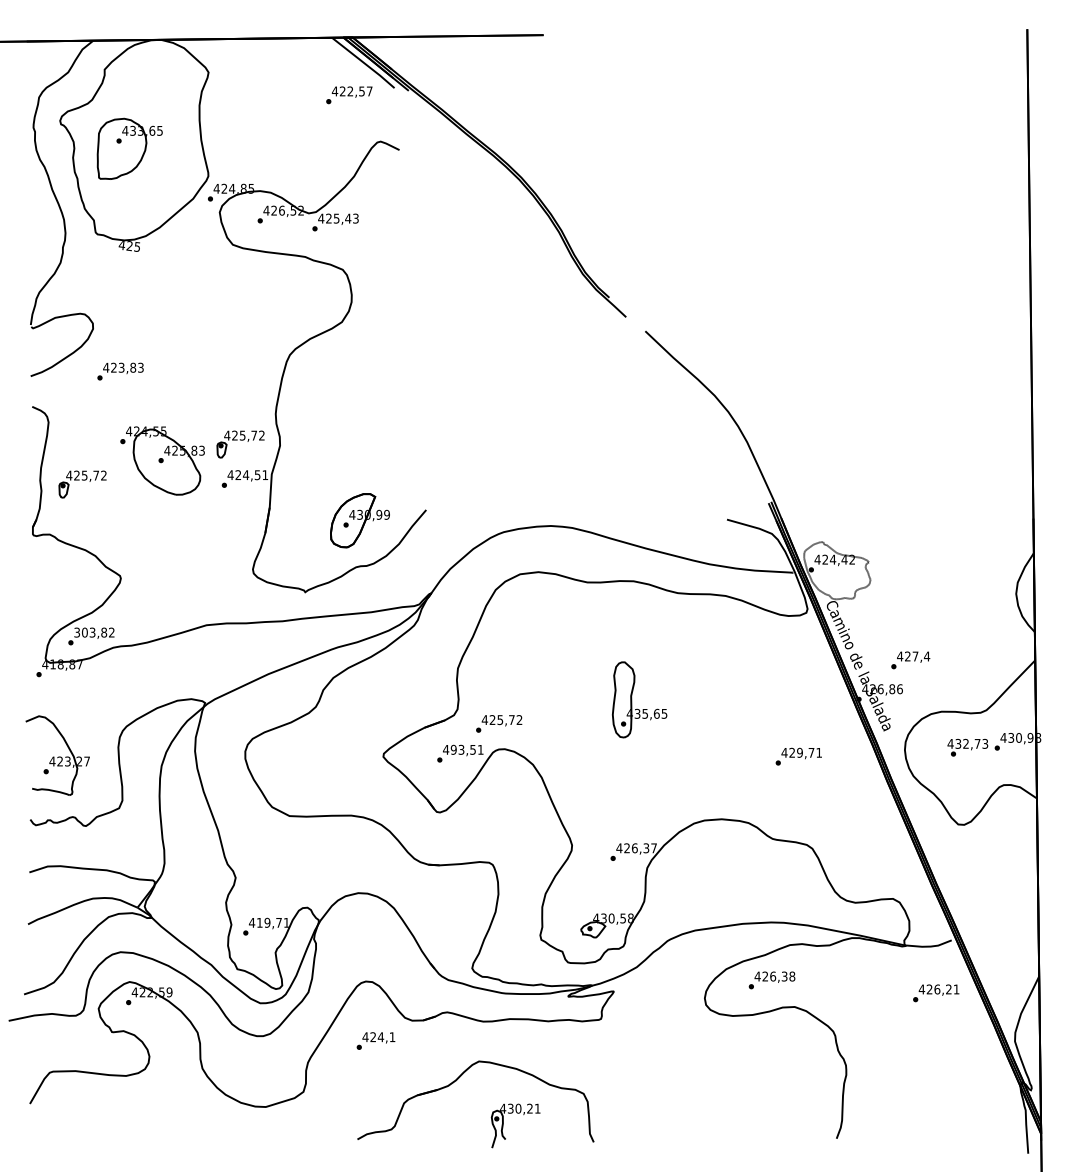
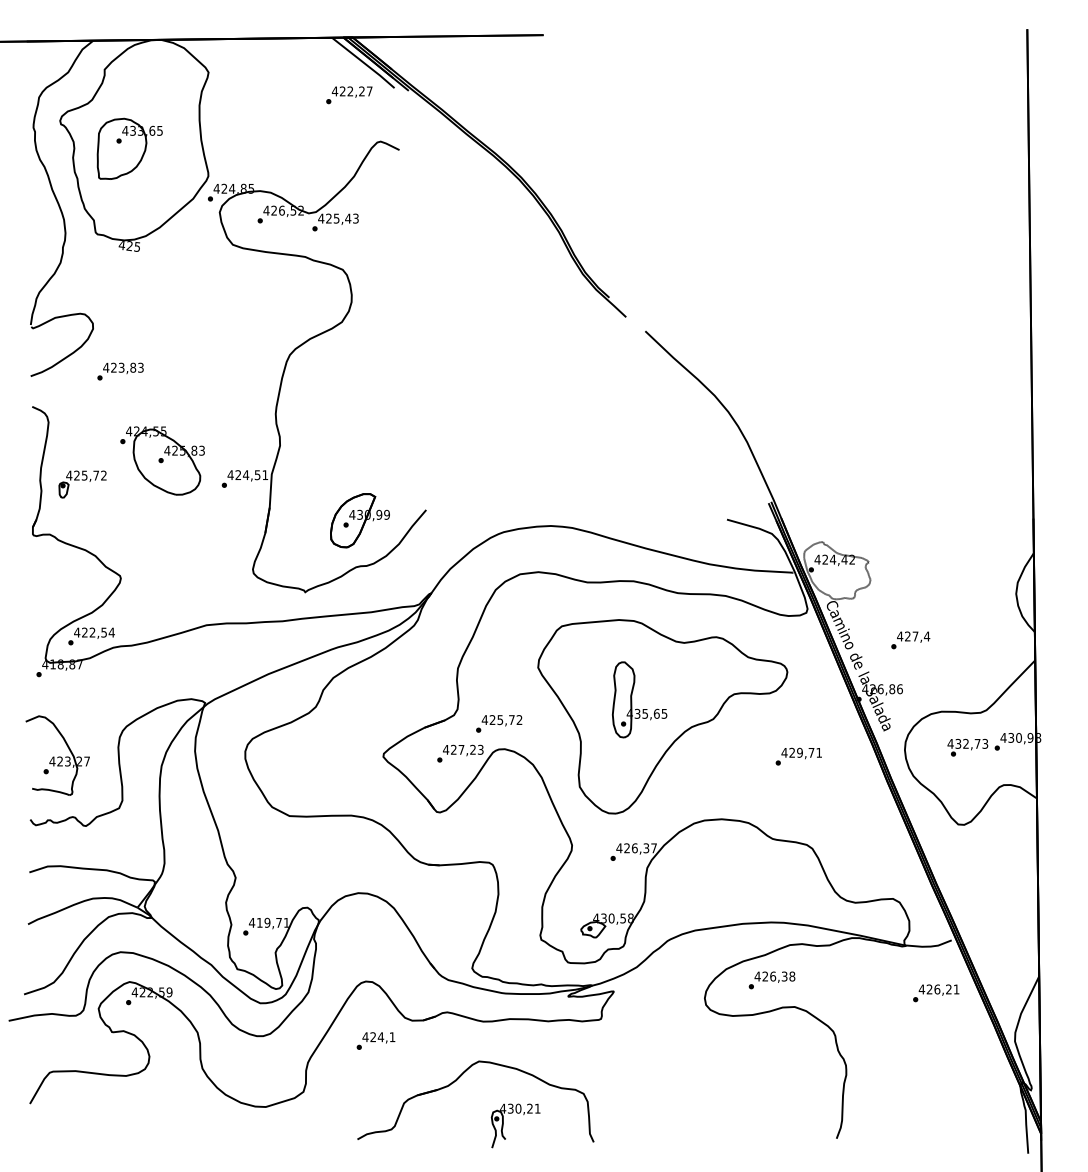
text: 422,57 -> 422,27 (361, 91)
part: present -> none (240, 444)
text: 303,82 -> 422,54 (94, 632)
text position: (910, 660) -> (910, 640) (910, 640)
part: none -> present (662, 716)
text: 493,51 -> 427,23 (466, 749)
